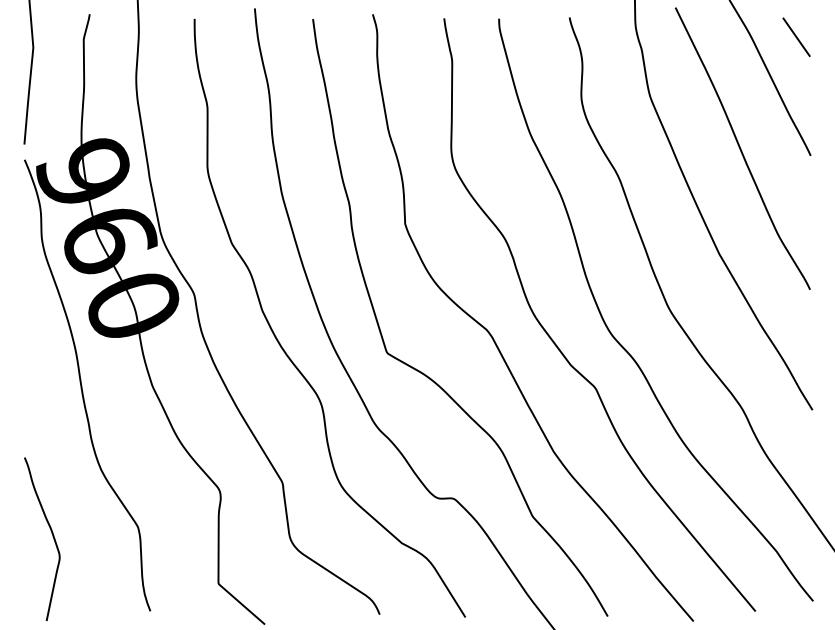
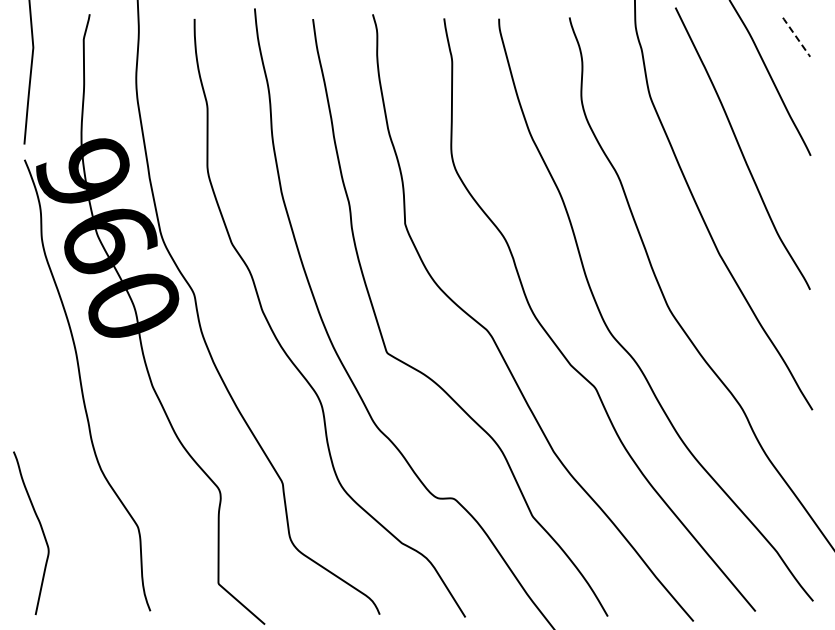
line: solid -> dashed (797, 38)
curve position: (52, 536) -> (41, 530) (41, 530)
